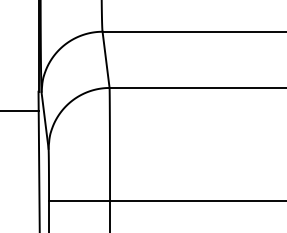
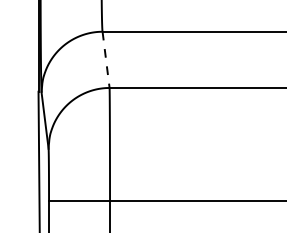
line: solid -> dashed (106, 60)
line: present -> none (20, 111)
